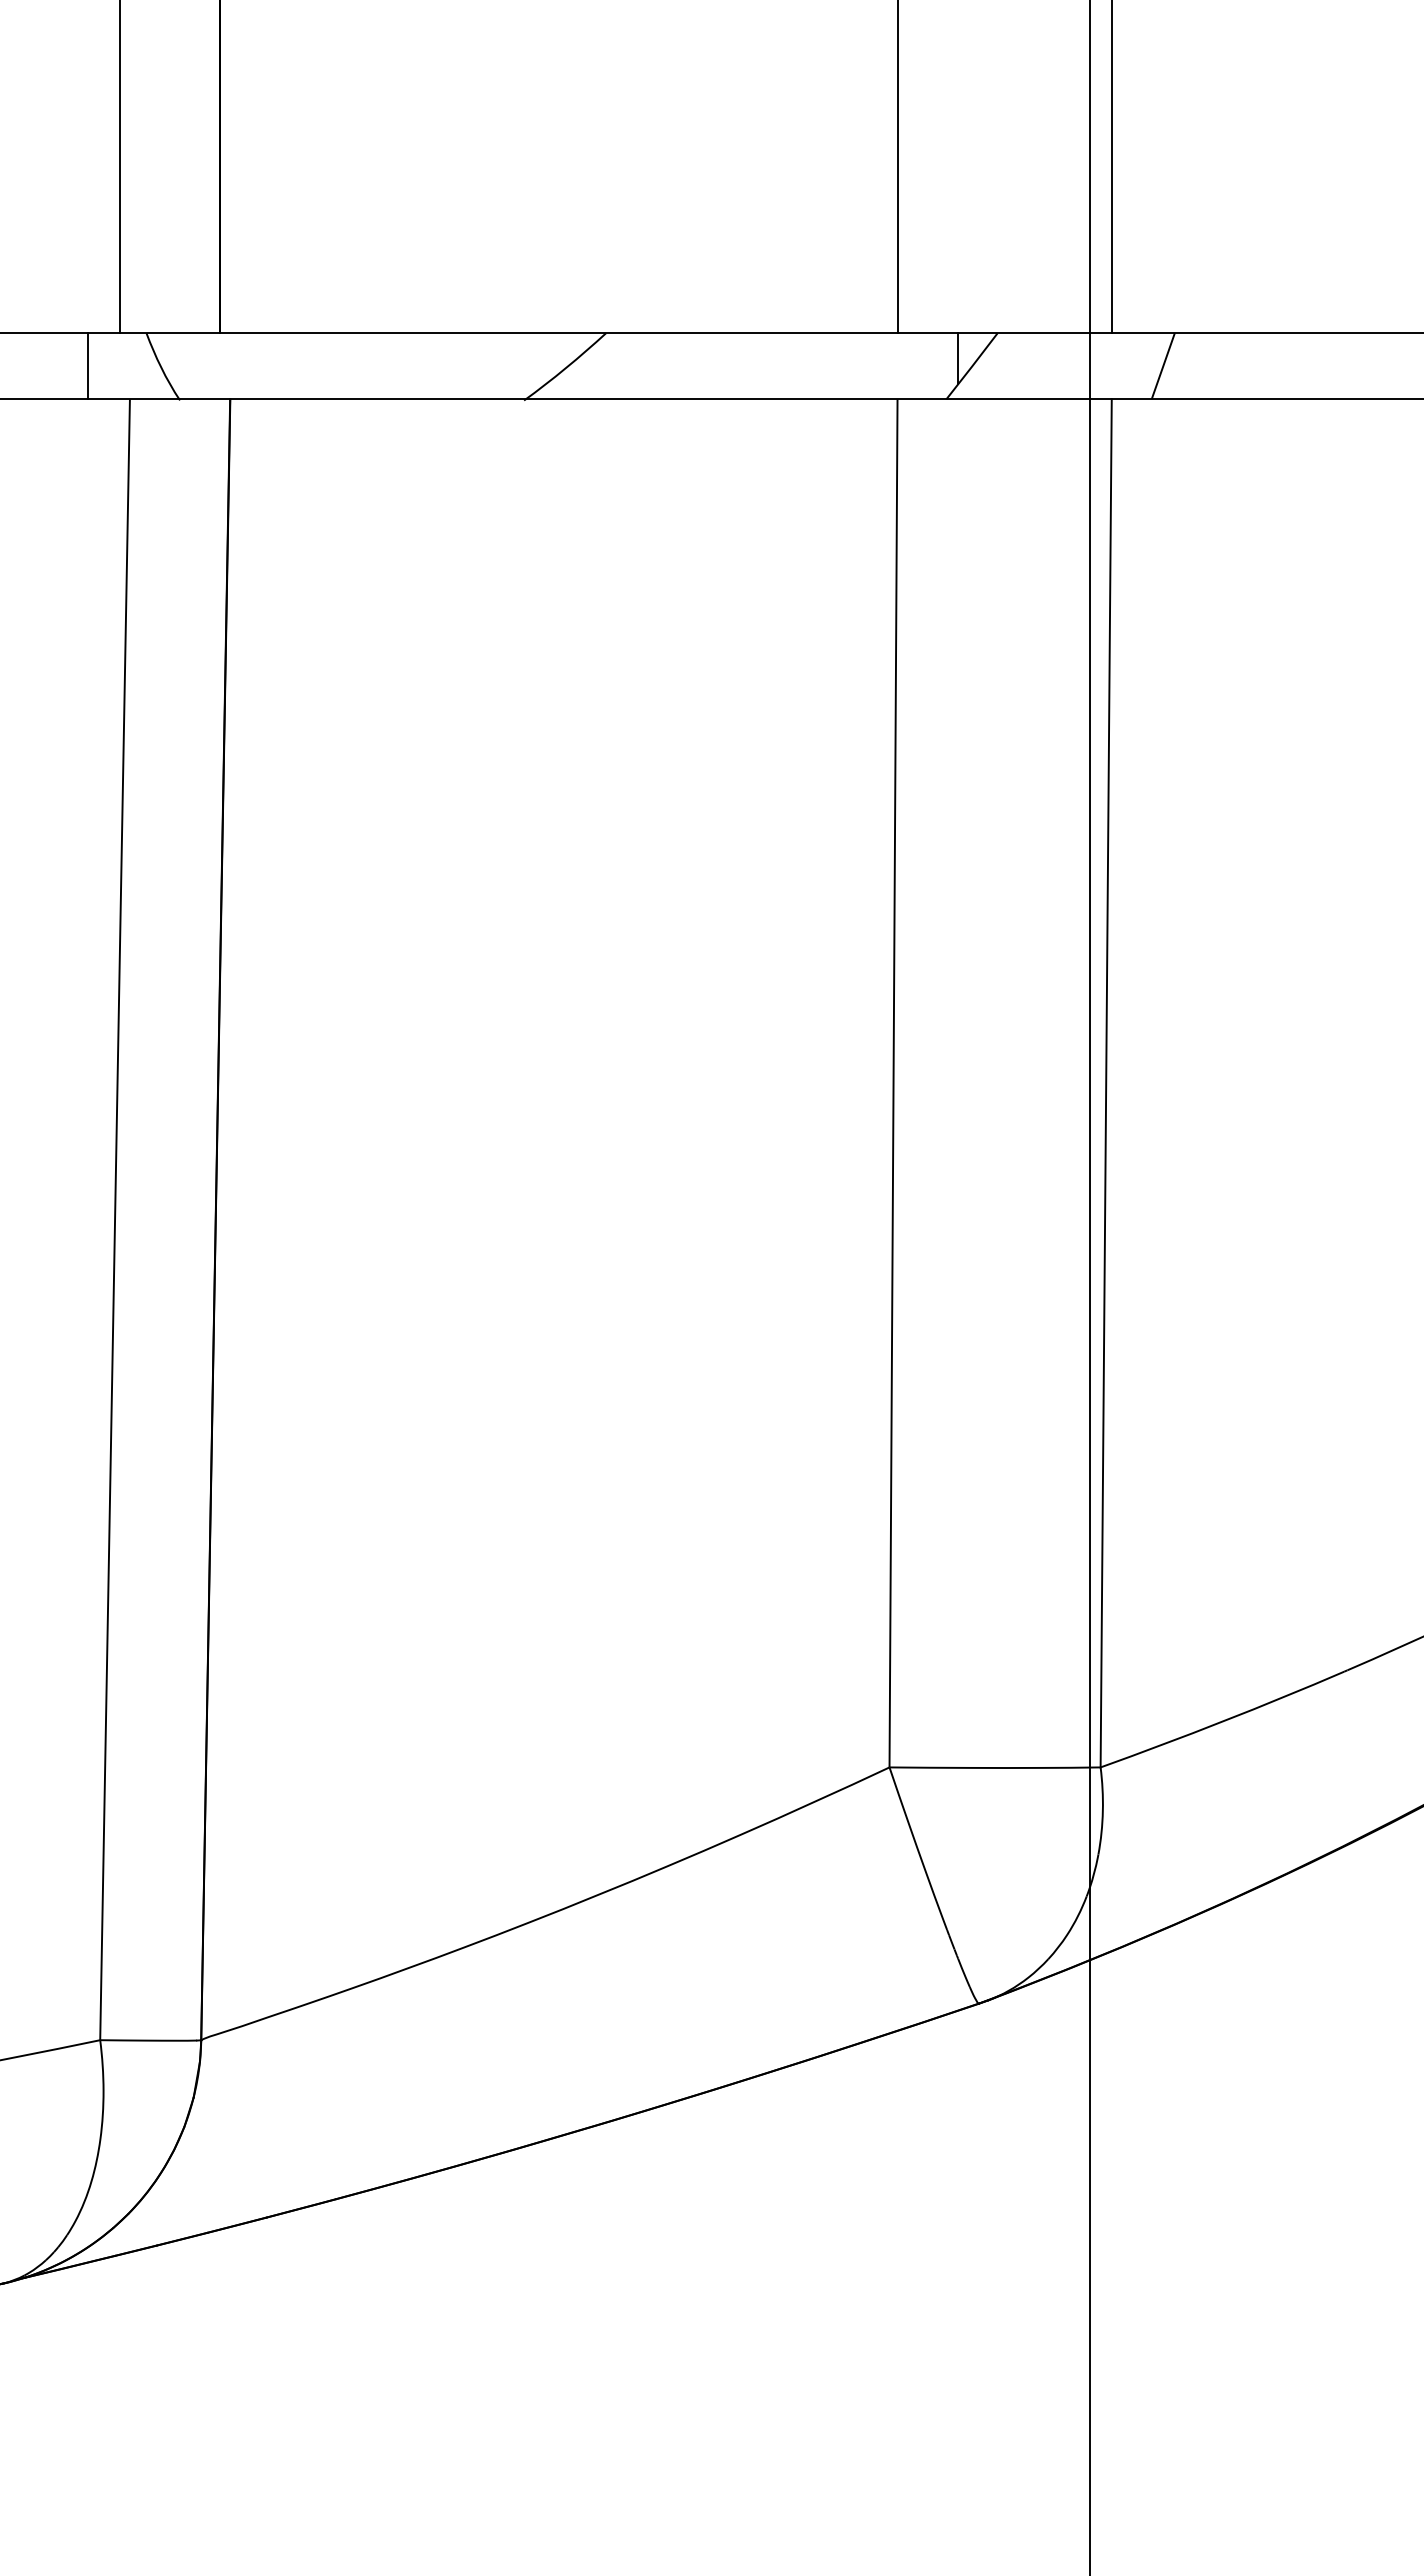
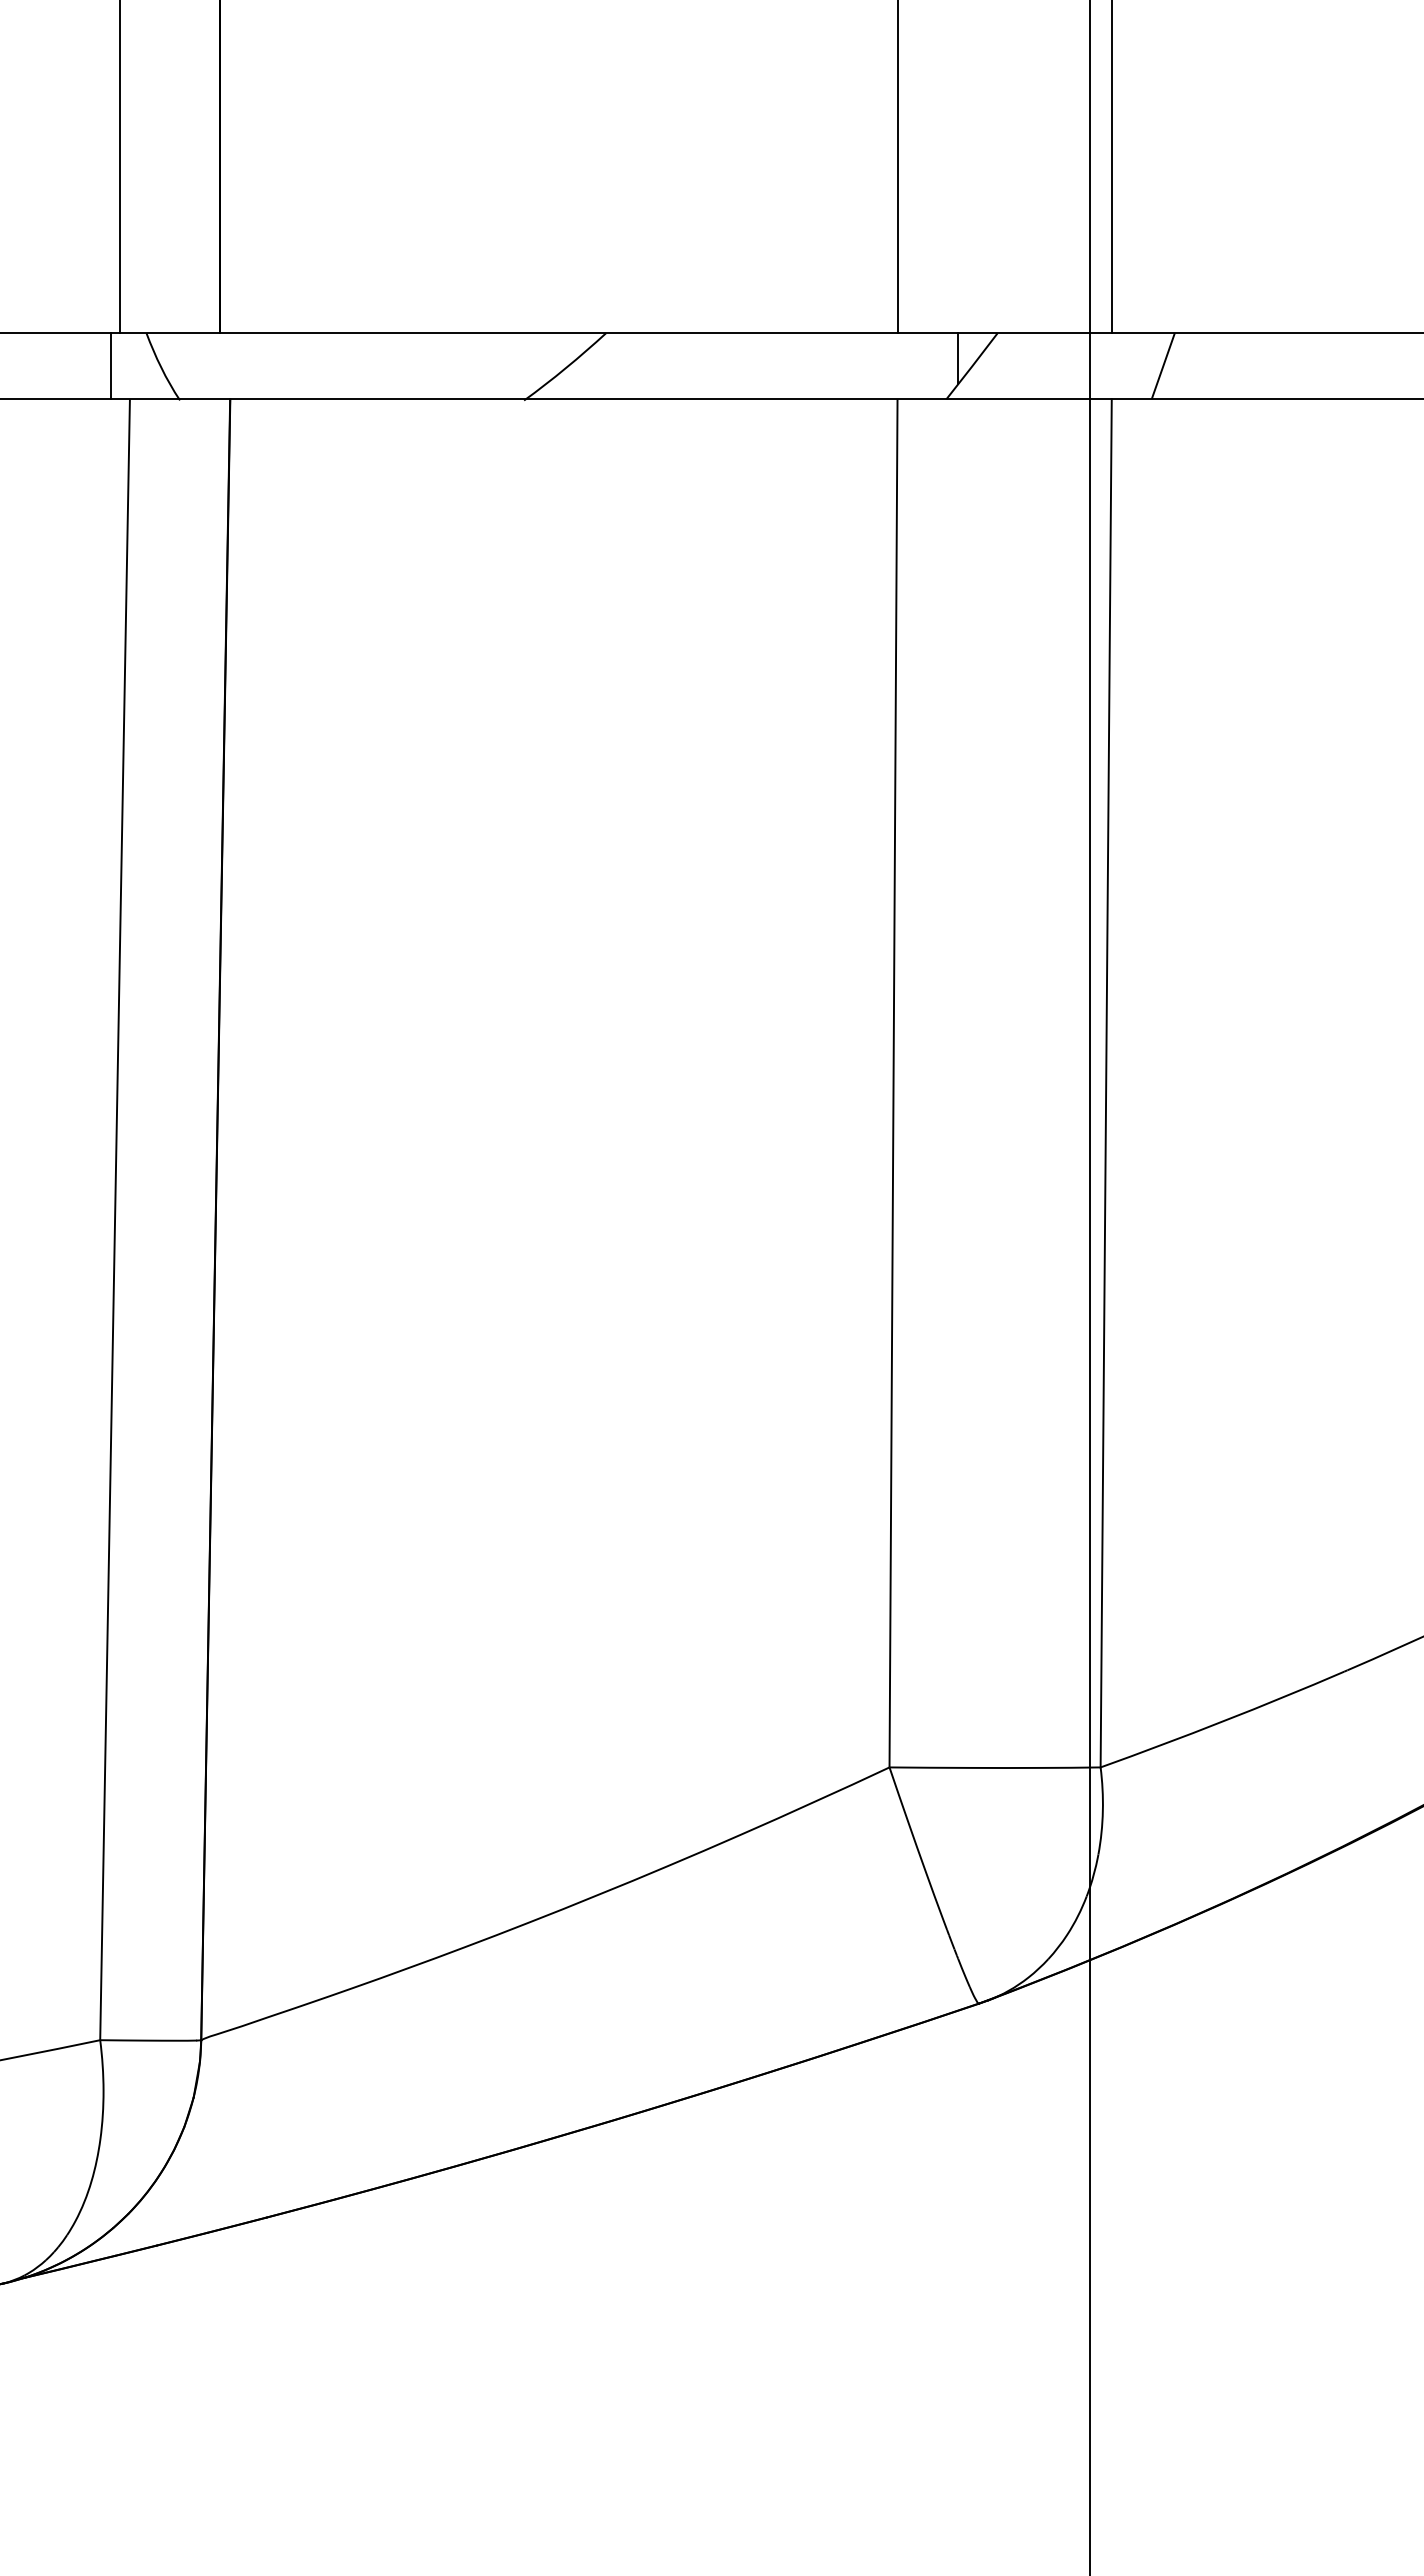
line position: (88, 366) -> (111, 366) (111, 366)
